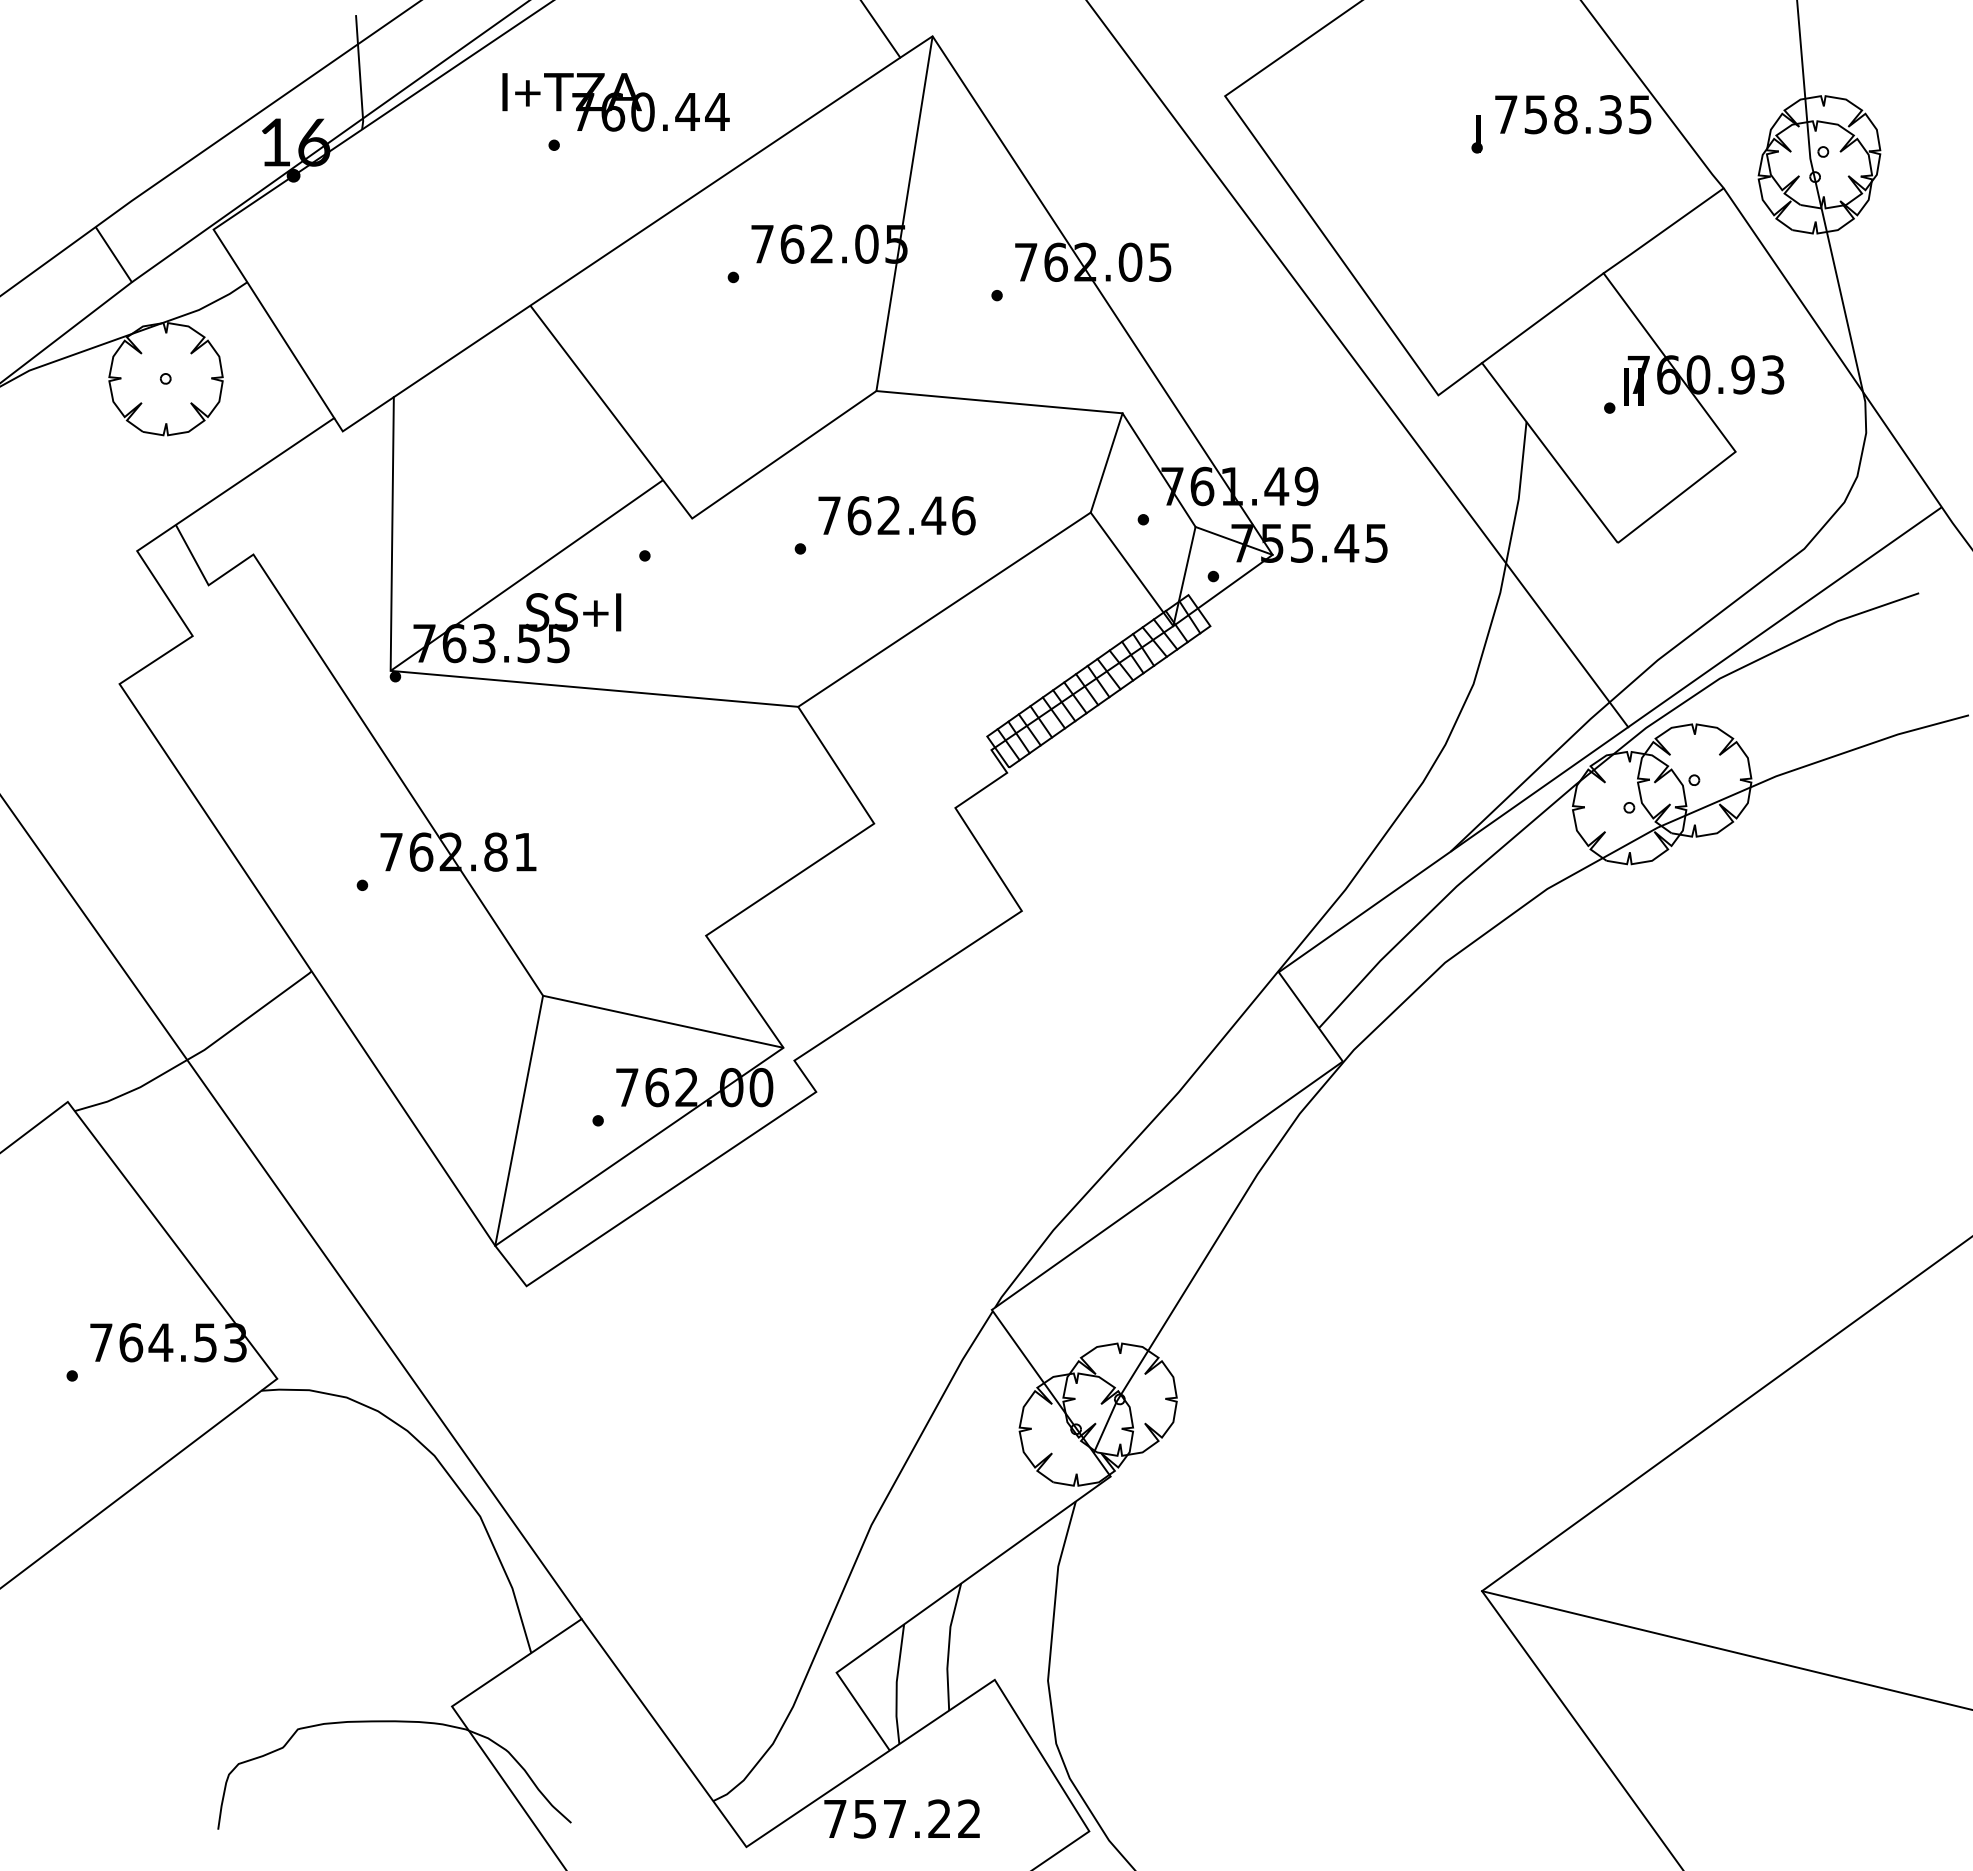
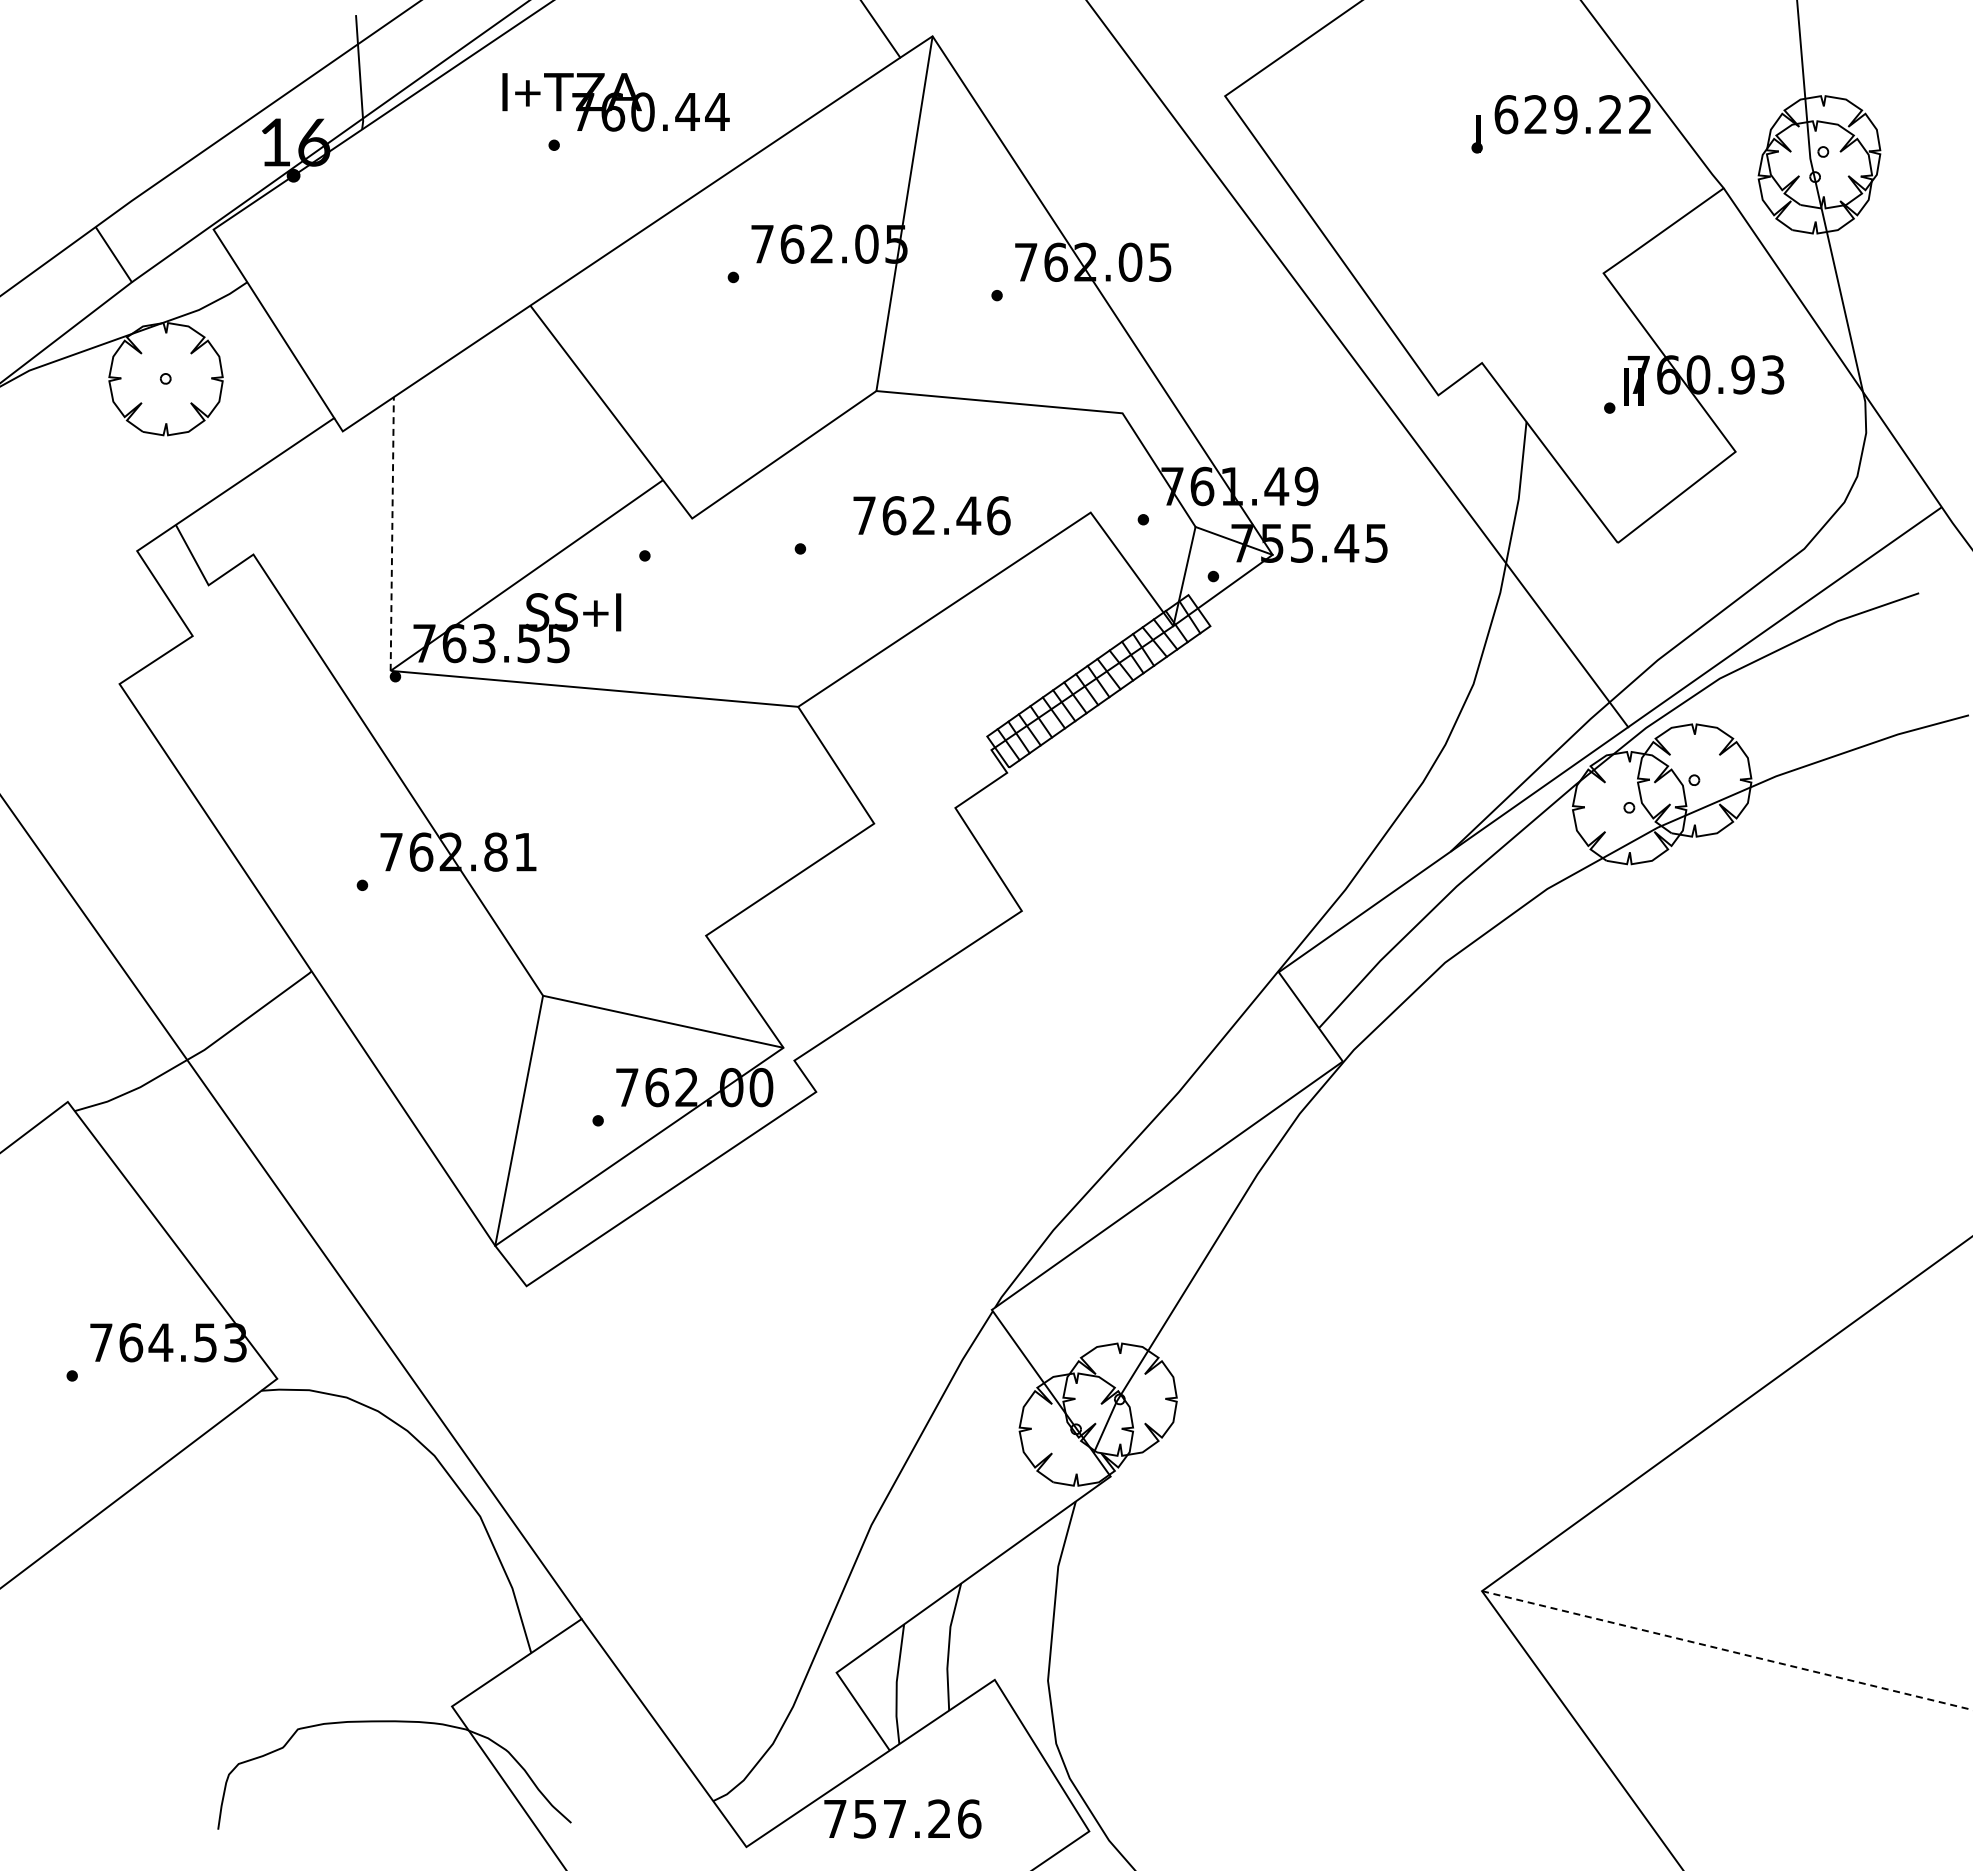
text: 758.35 -> 629.22 (1572, 114)
line: present -> none (1542, 318)
line: present -> none (1106, 462)
text position: (896, 515) -> (931, 515) (931, 515)
line: solid -> dashed (392, 534)
line: solid -> dashed (1727, 1650)
text: 757.22 -> 757.26 (969, 1818)
